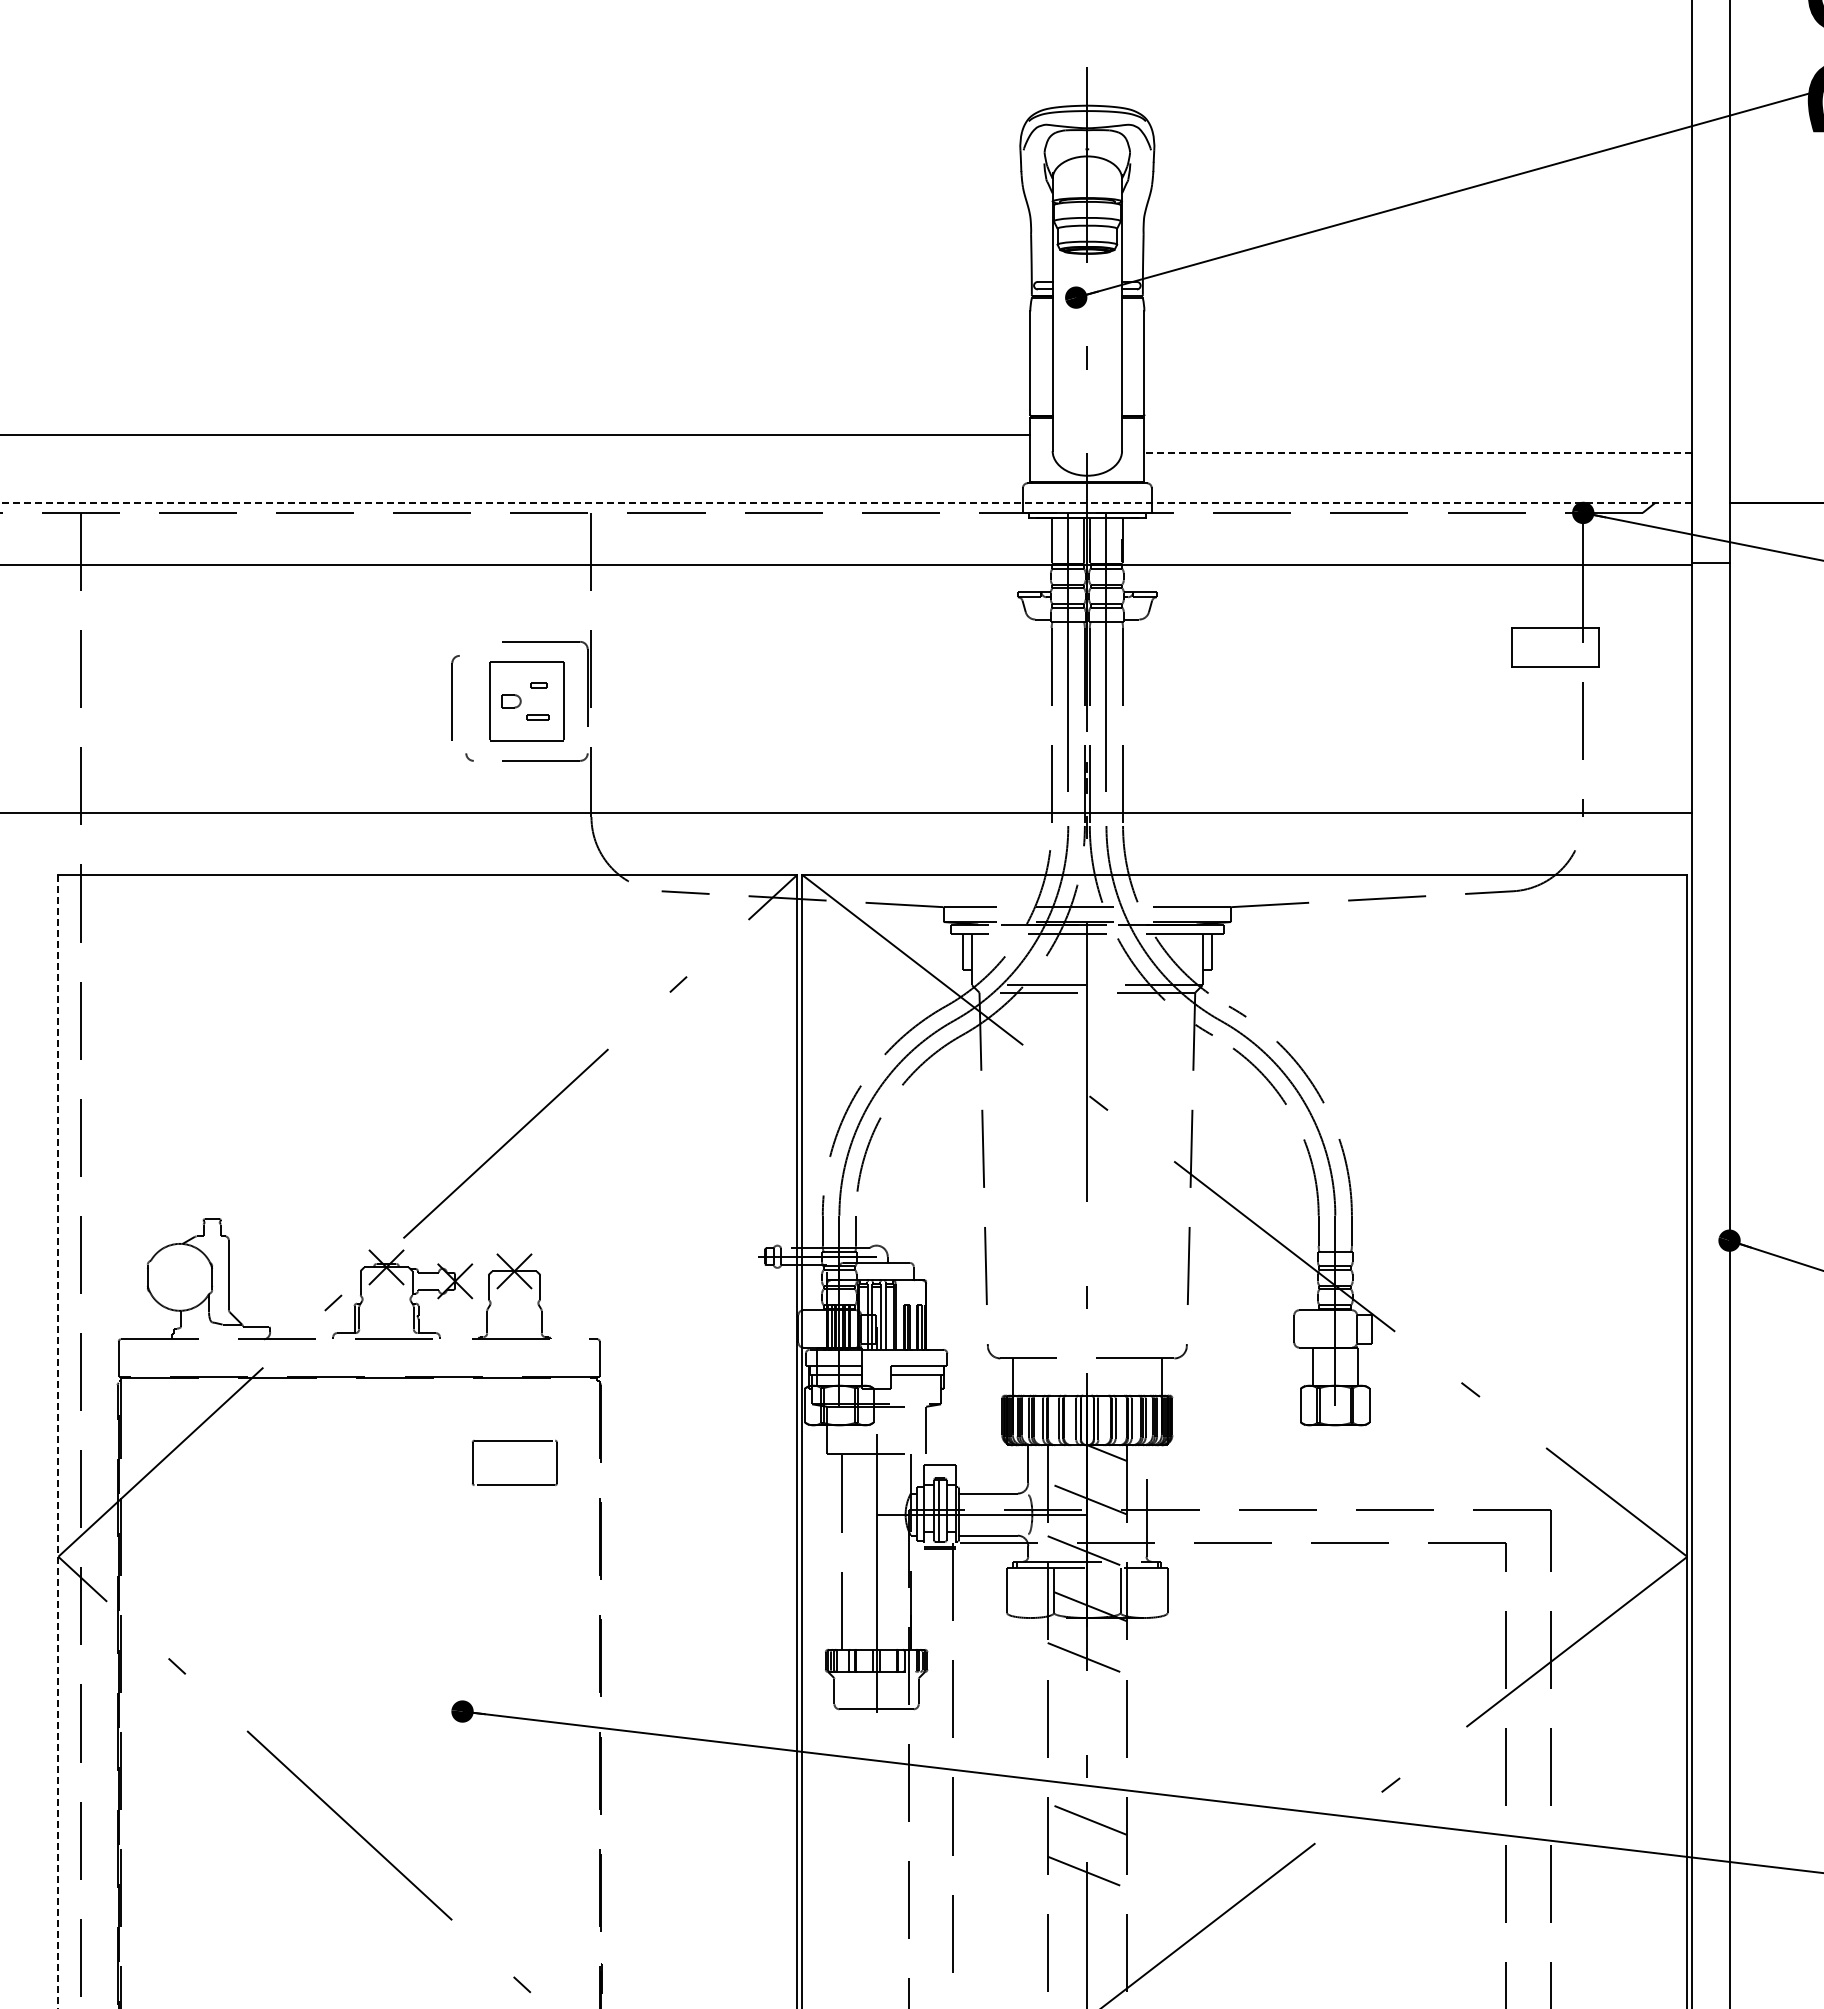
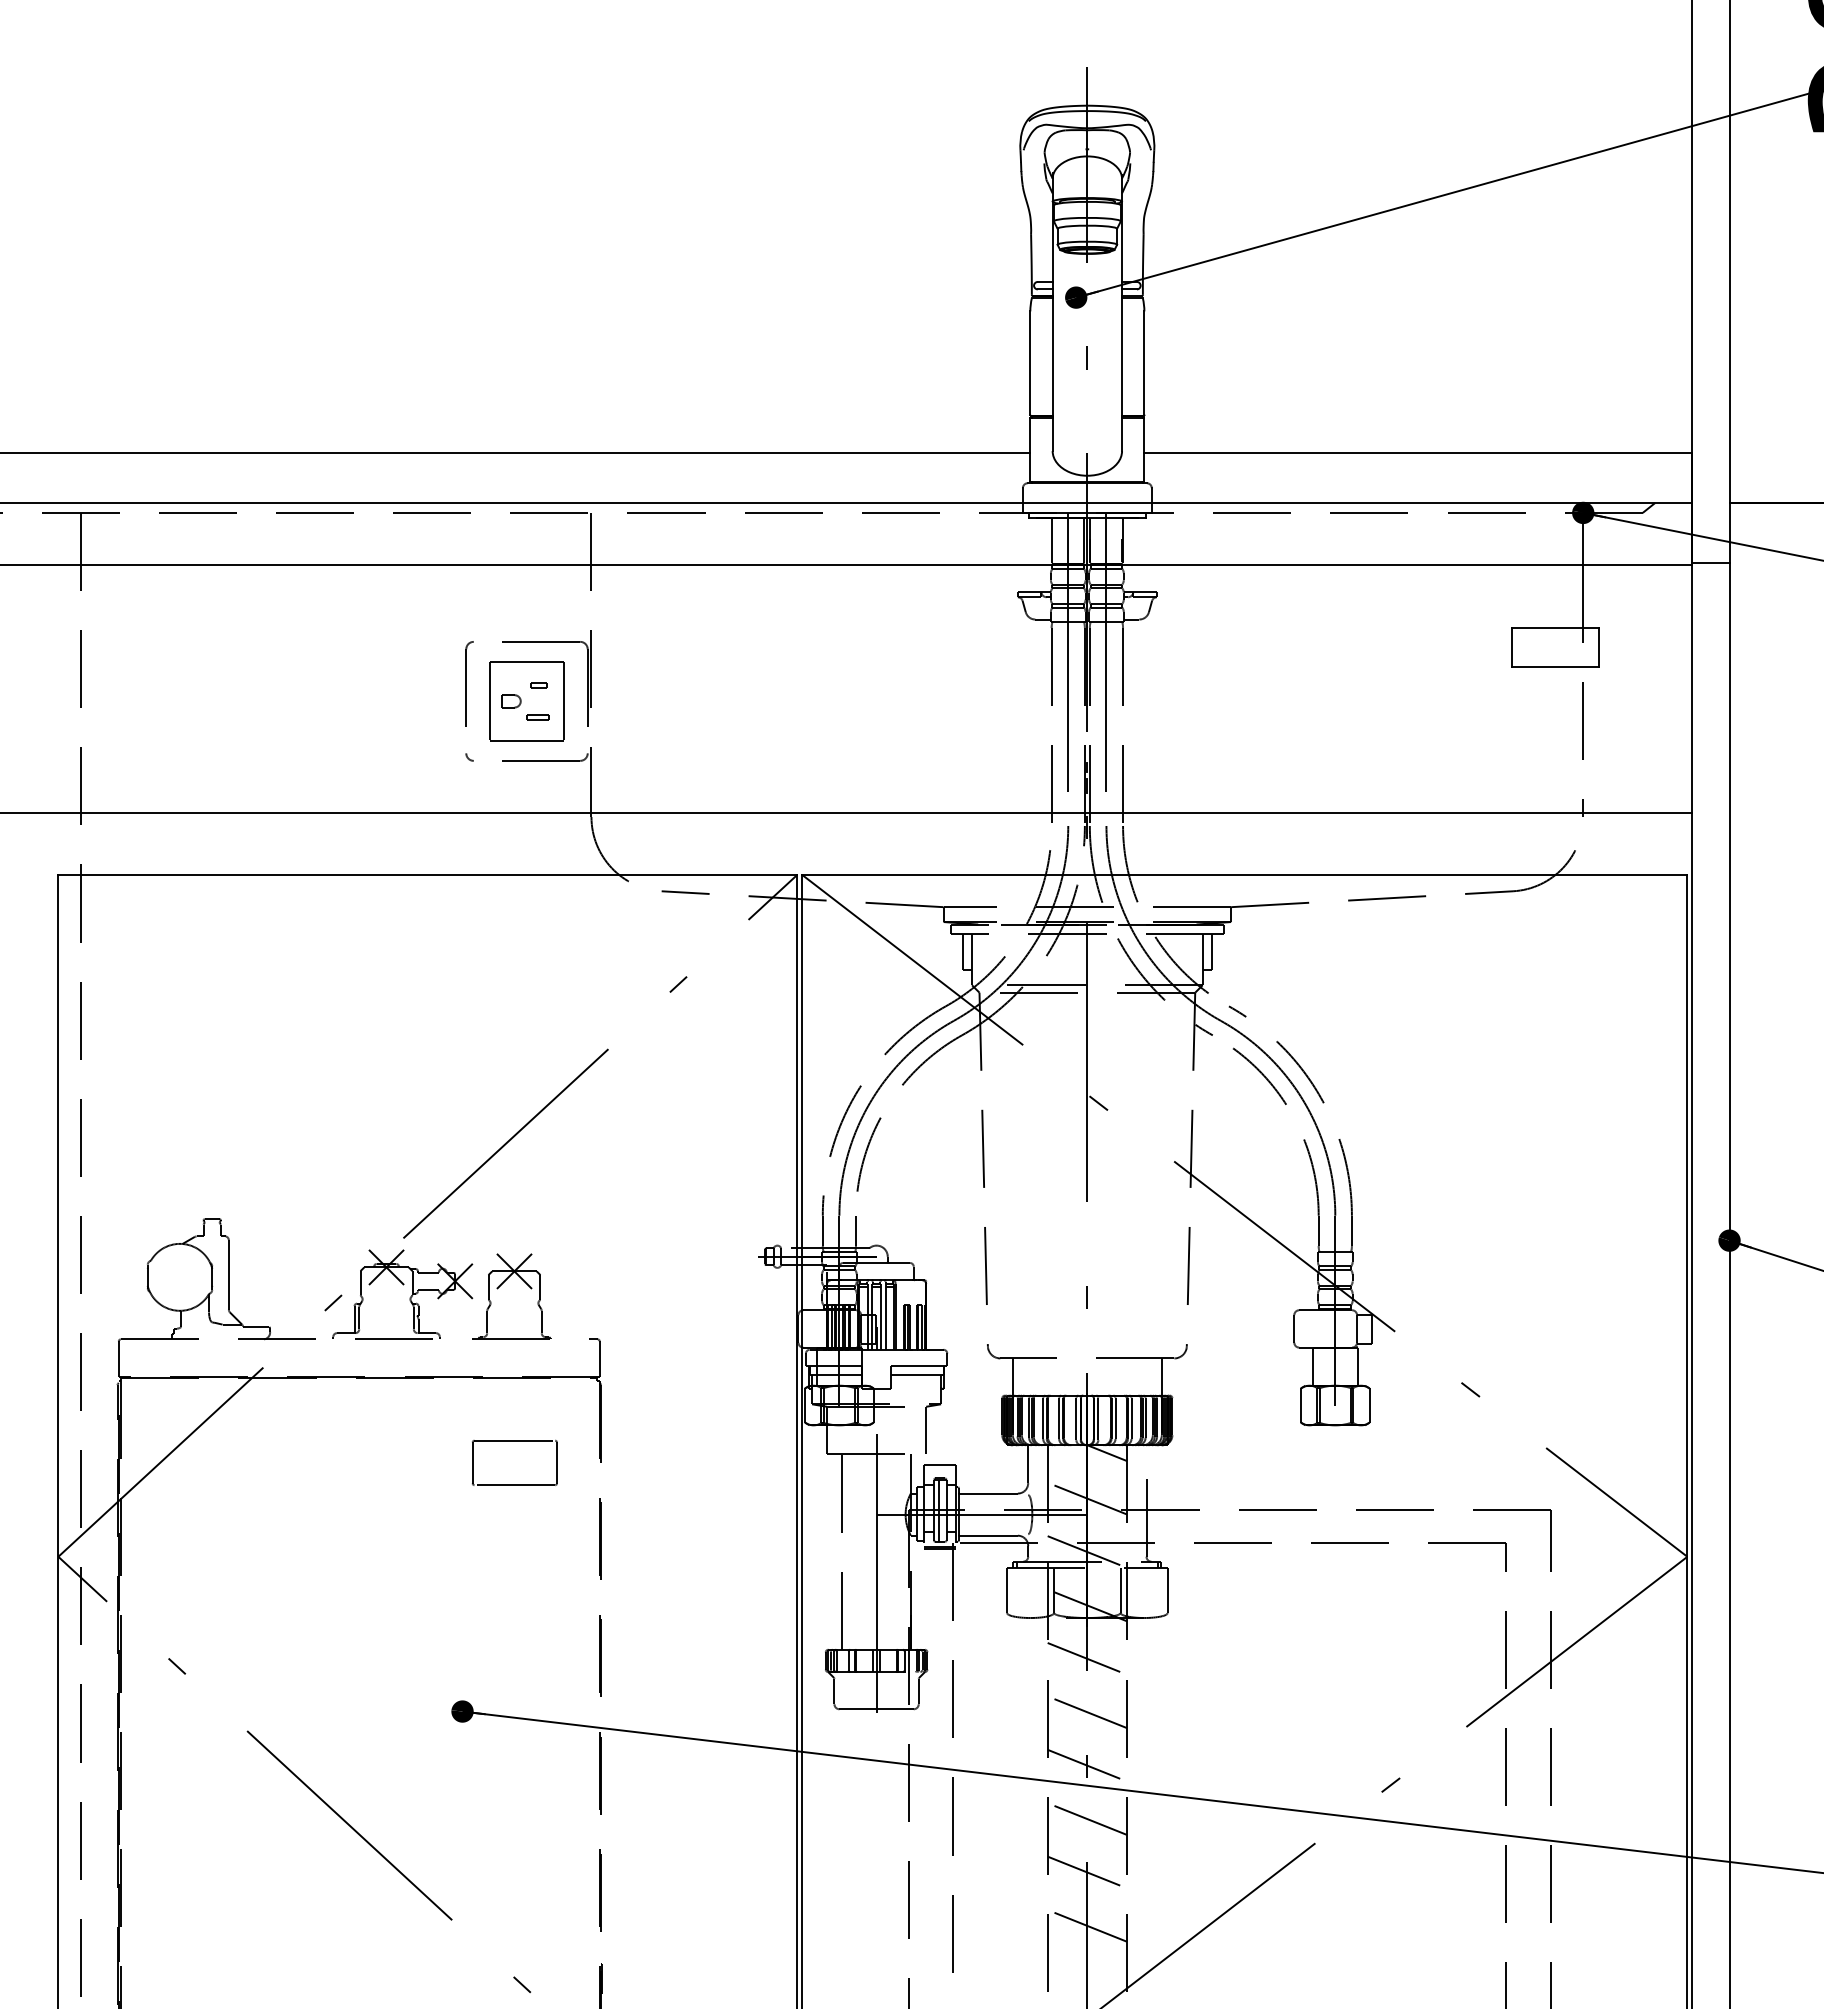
line position: (516, 435) -> (516, 453) (516, 453)
line: dashed -> solid (1418, 453)
line: dashed -> solid (846, 503)
part position: (455, 697) -> (469, 683) (469, 683)
line: dashed -> solid (58, 1441)
line: none -> present (1087, 1712)
line: none -> present (1087, 1765)
line: none -> present (1087, 1925)
